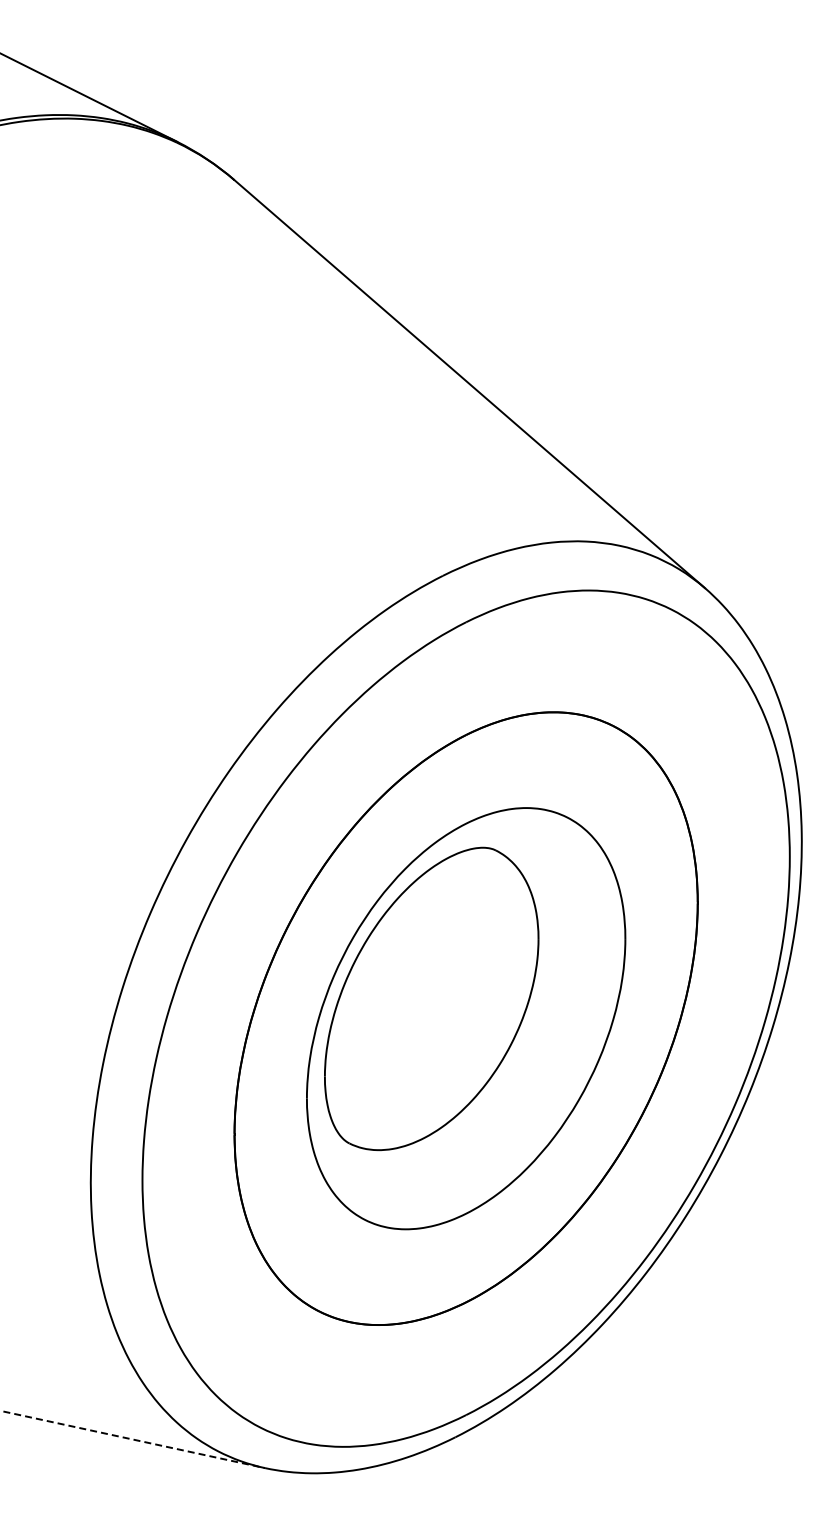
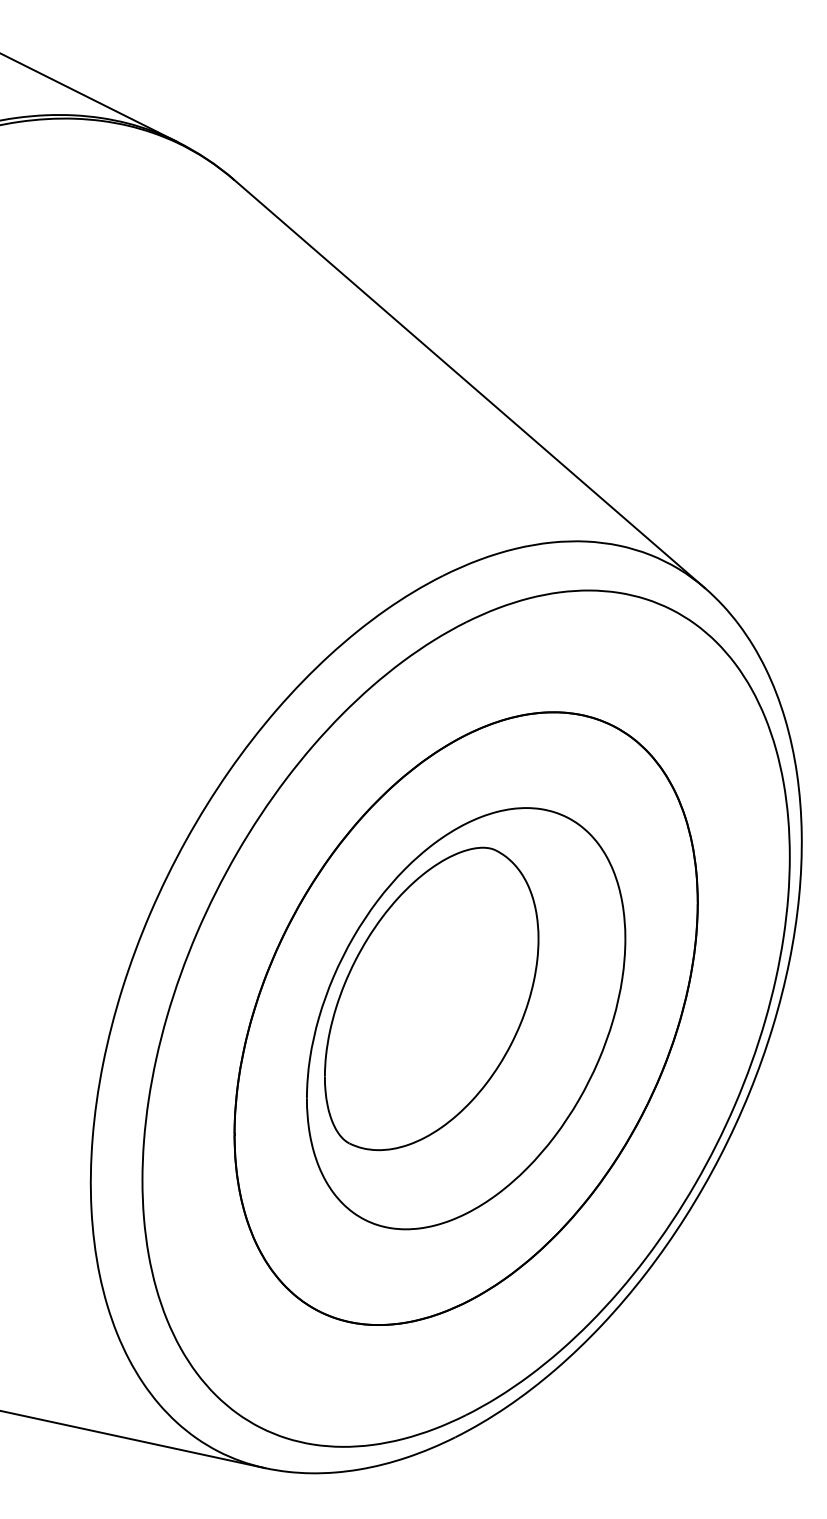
line: dashed -> solid (133, 1439)
